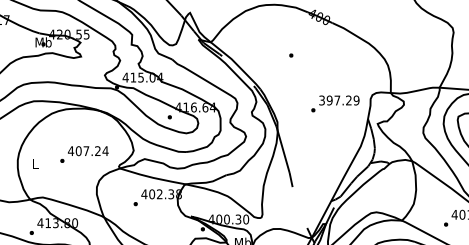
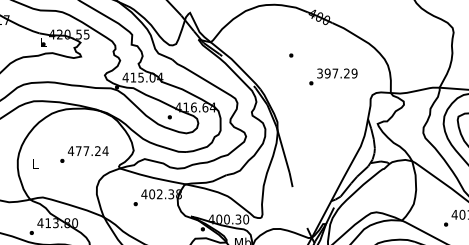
text: Mb -> L (43, 42)
text position: (335, 103) -> (333, 76) (333, 76)
text: 407.24 -> 477.24 (78, 151)
